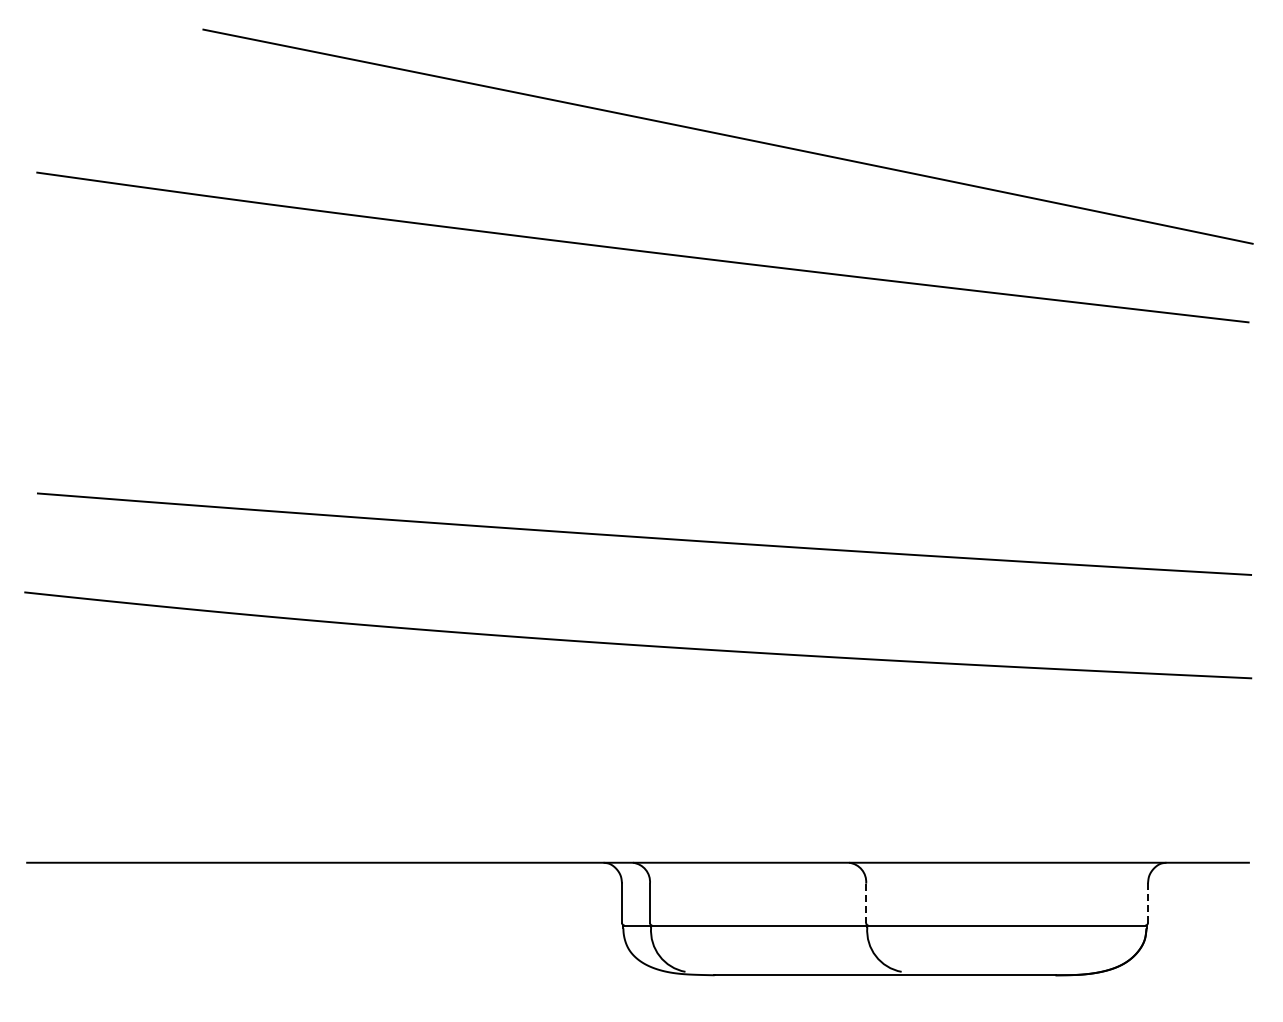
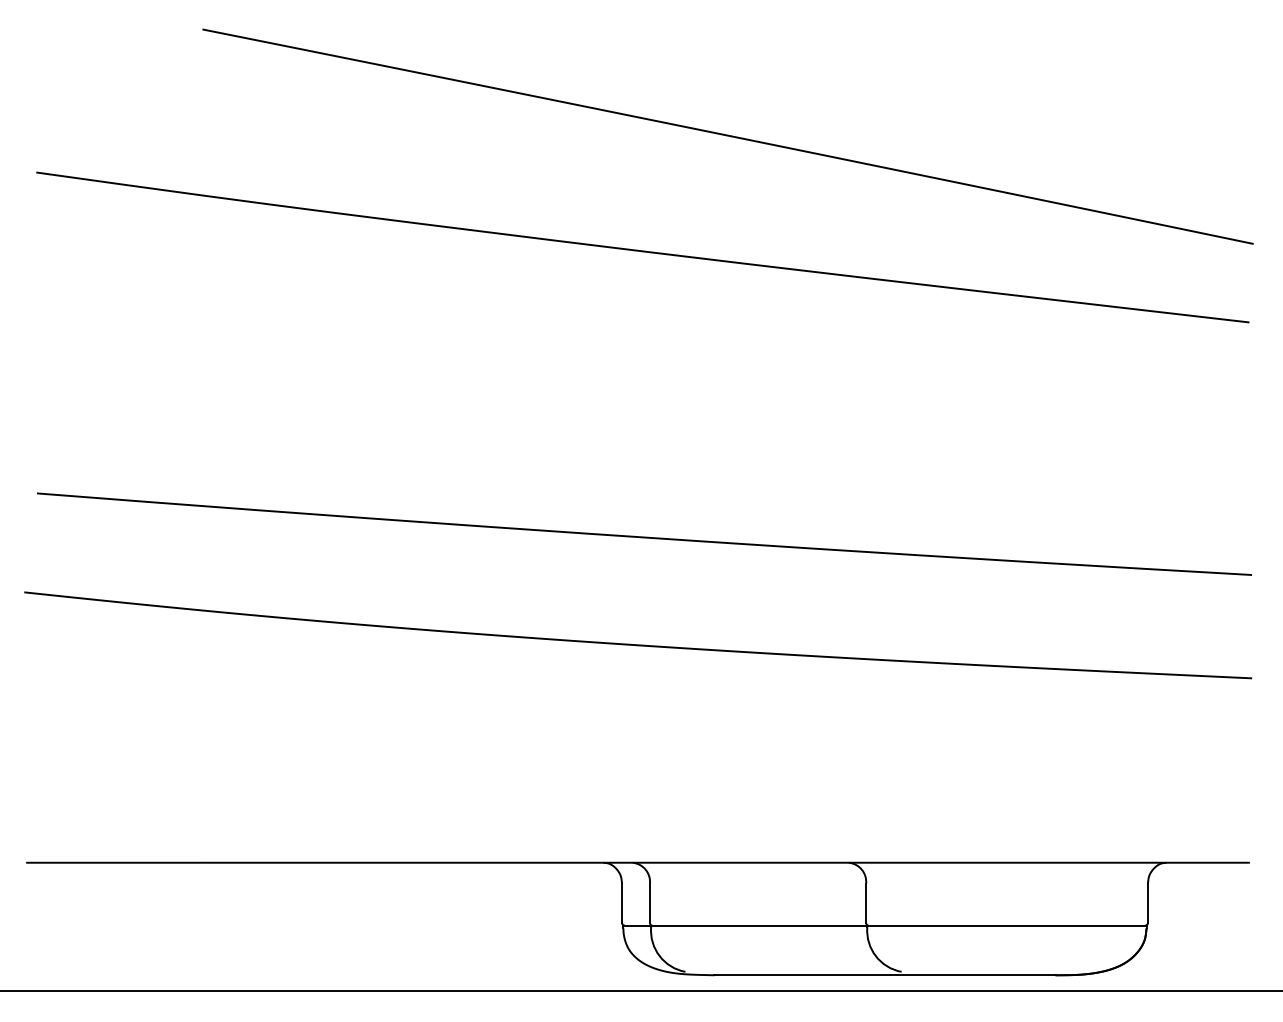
line: dashed -> solid (1148, 902)
line: dashed -> solid (866, 903)
line: none -> present (640, 991)
